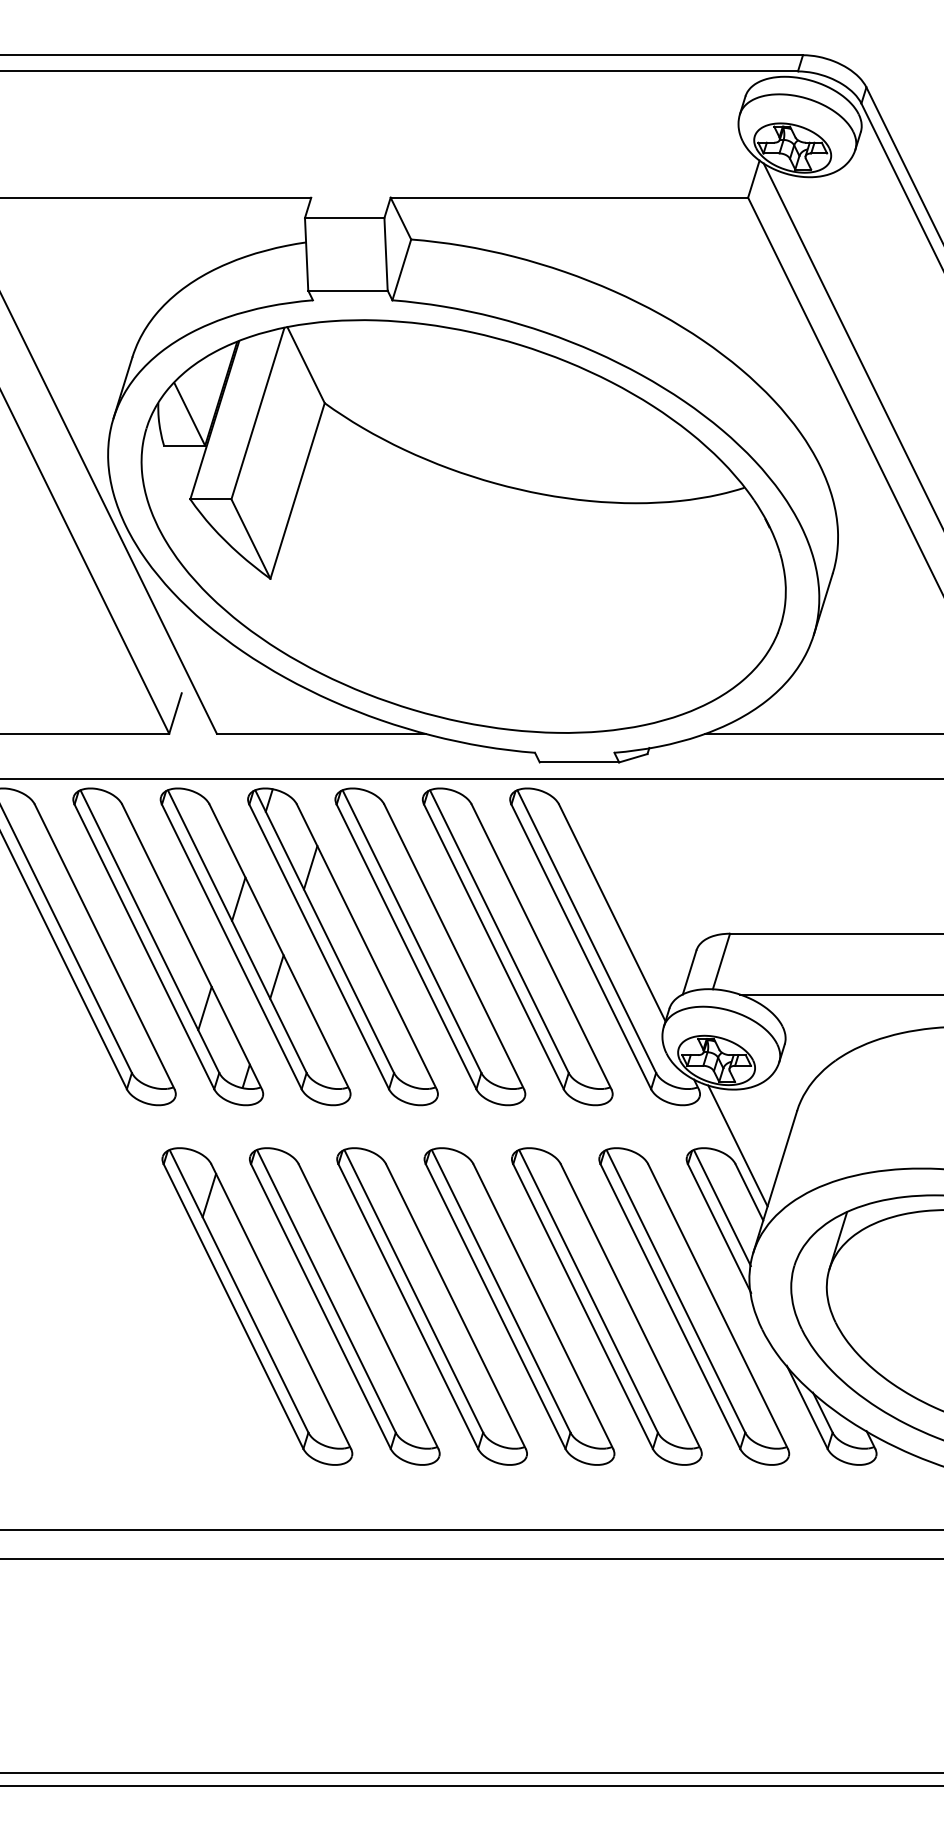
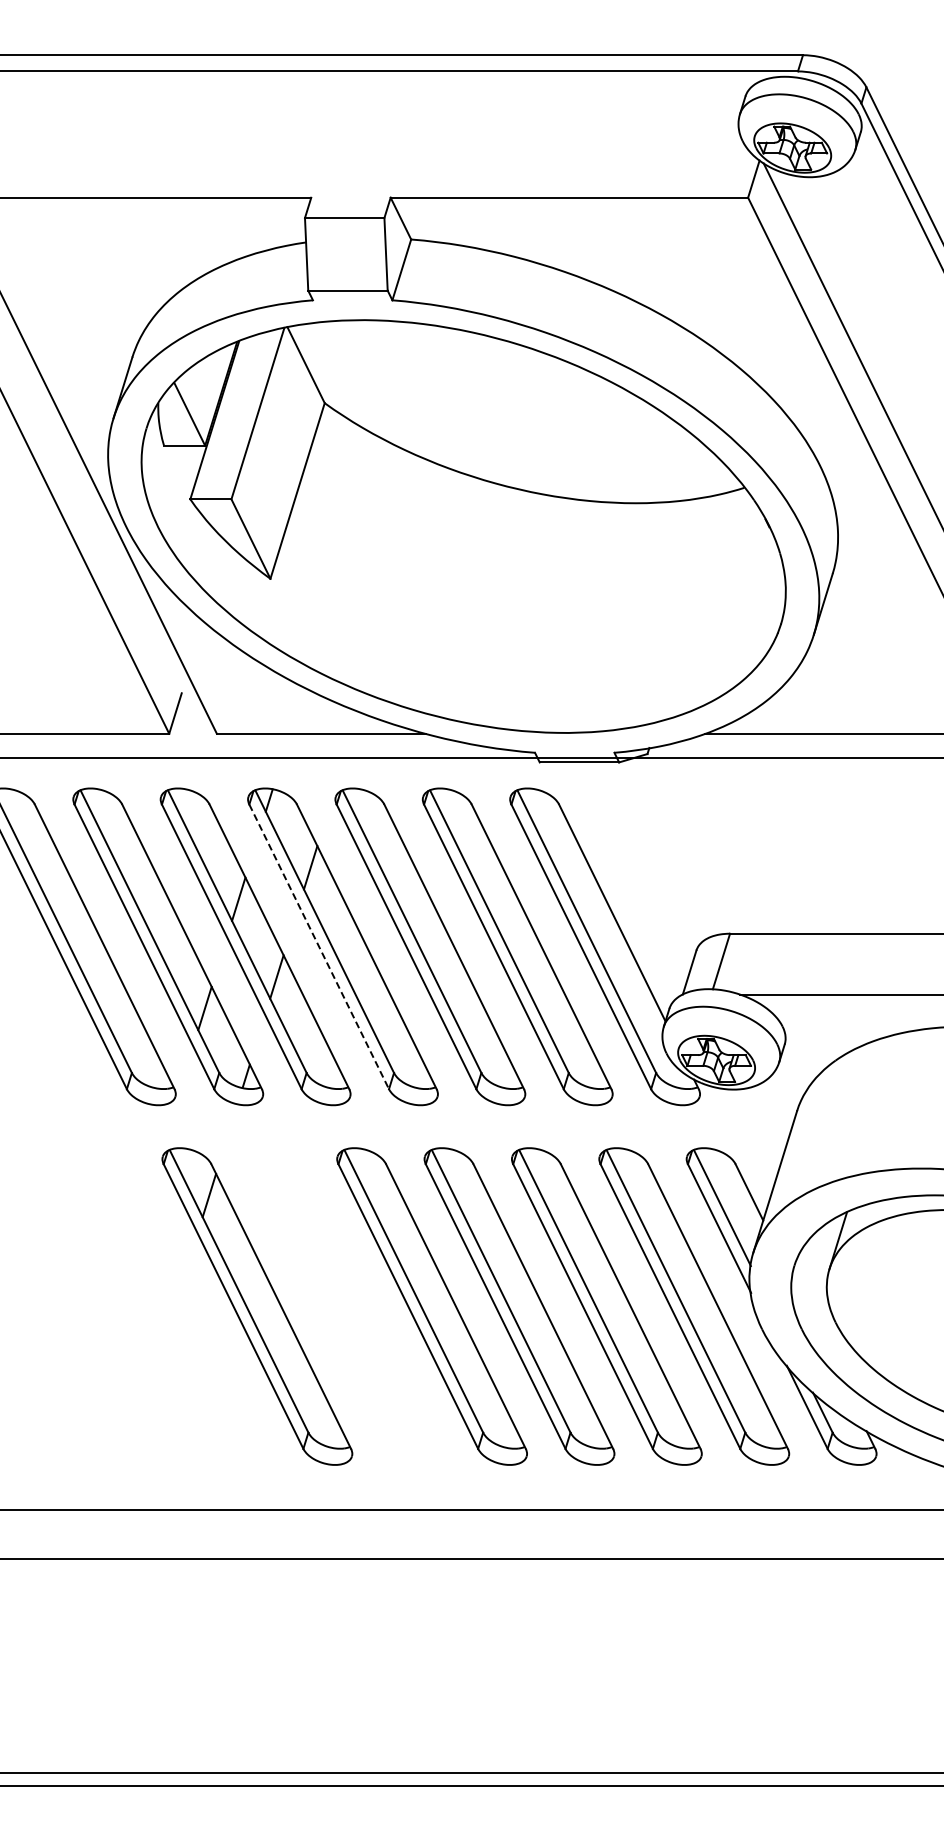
line position: (471, 779) -> (471, 758) (471, 758)
line: solid -> dashed (319, 946)
line: present -> none (737, 1145)
part: present -> none (344, 1306)
line position: (471, 1530) -> (471, 1510) (471, 1510)
